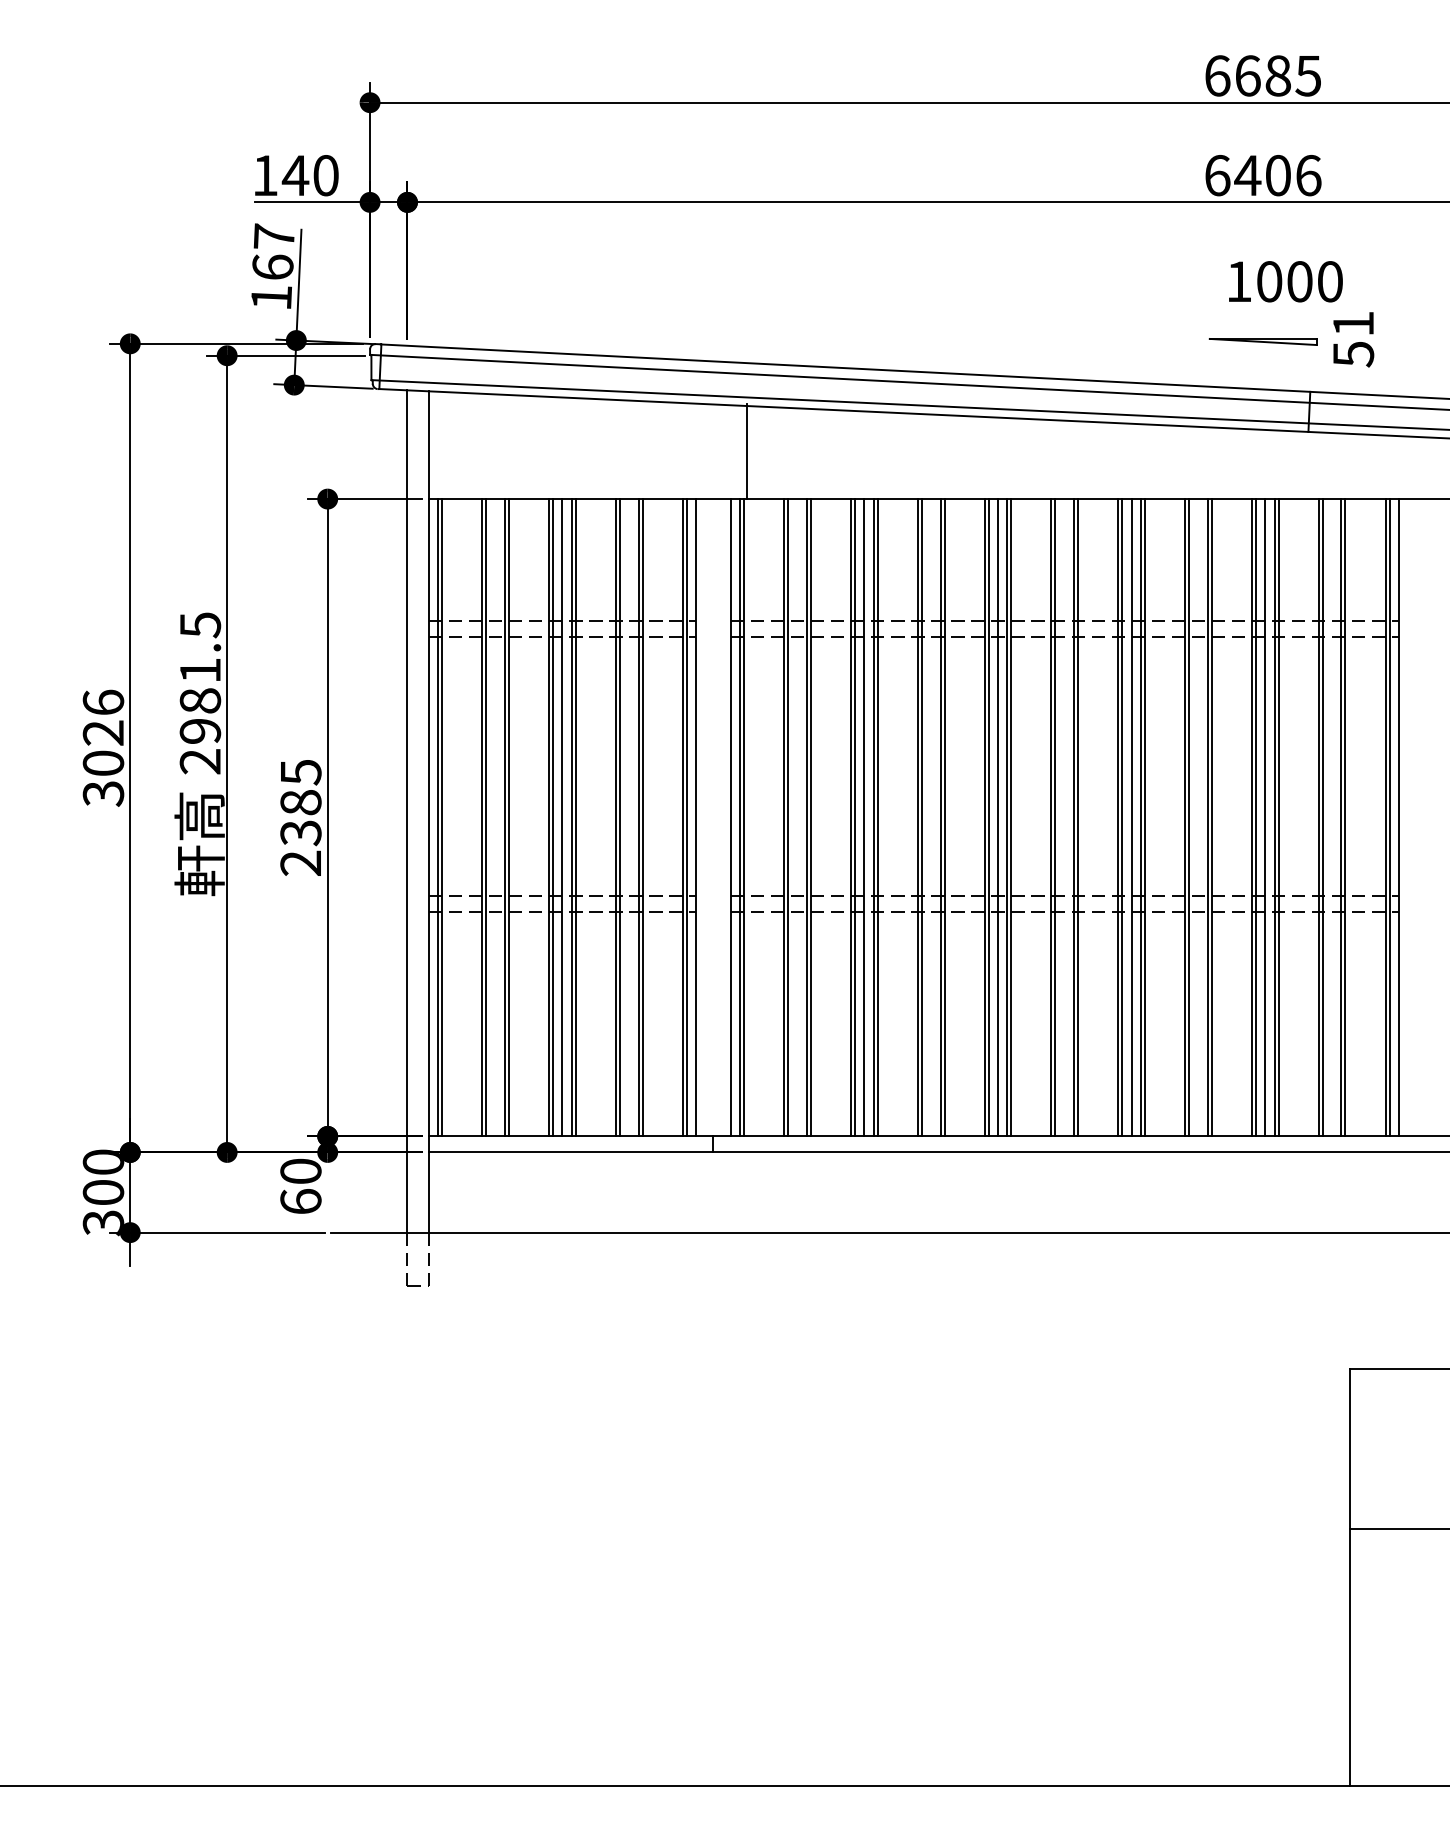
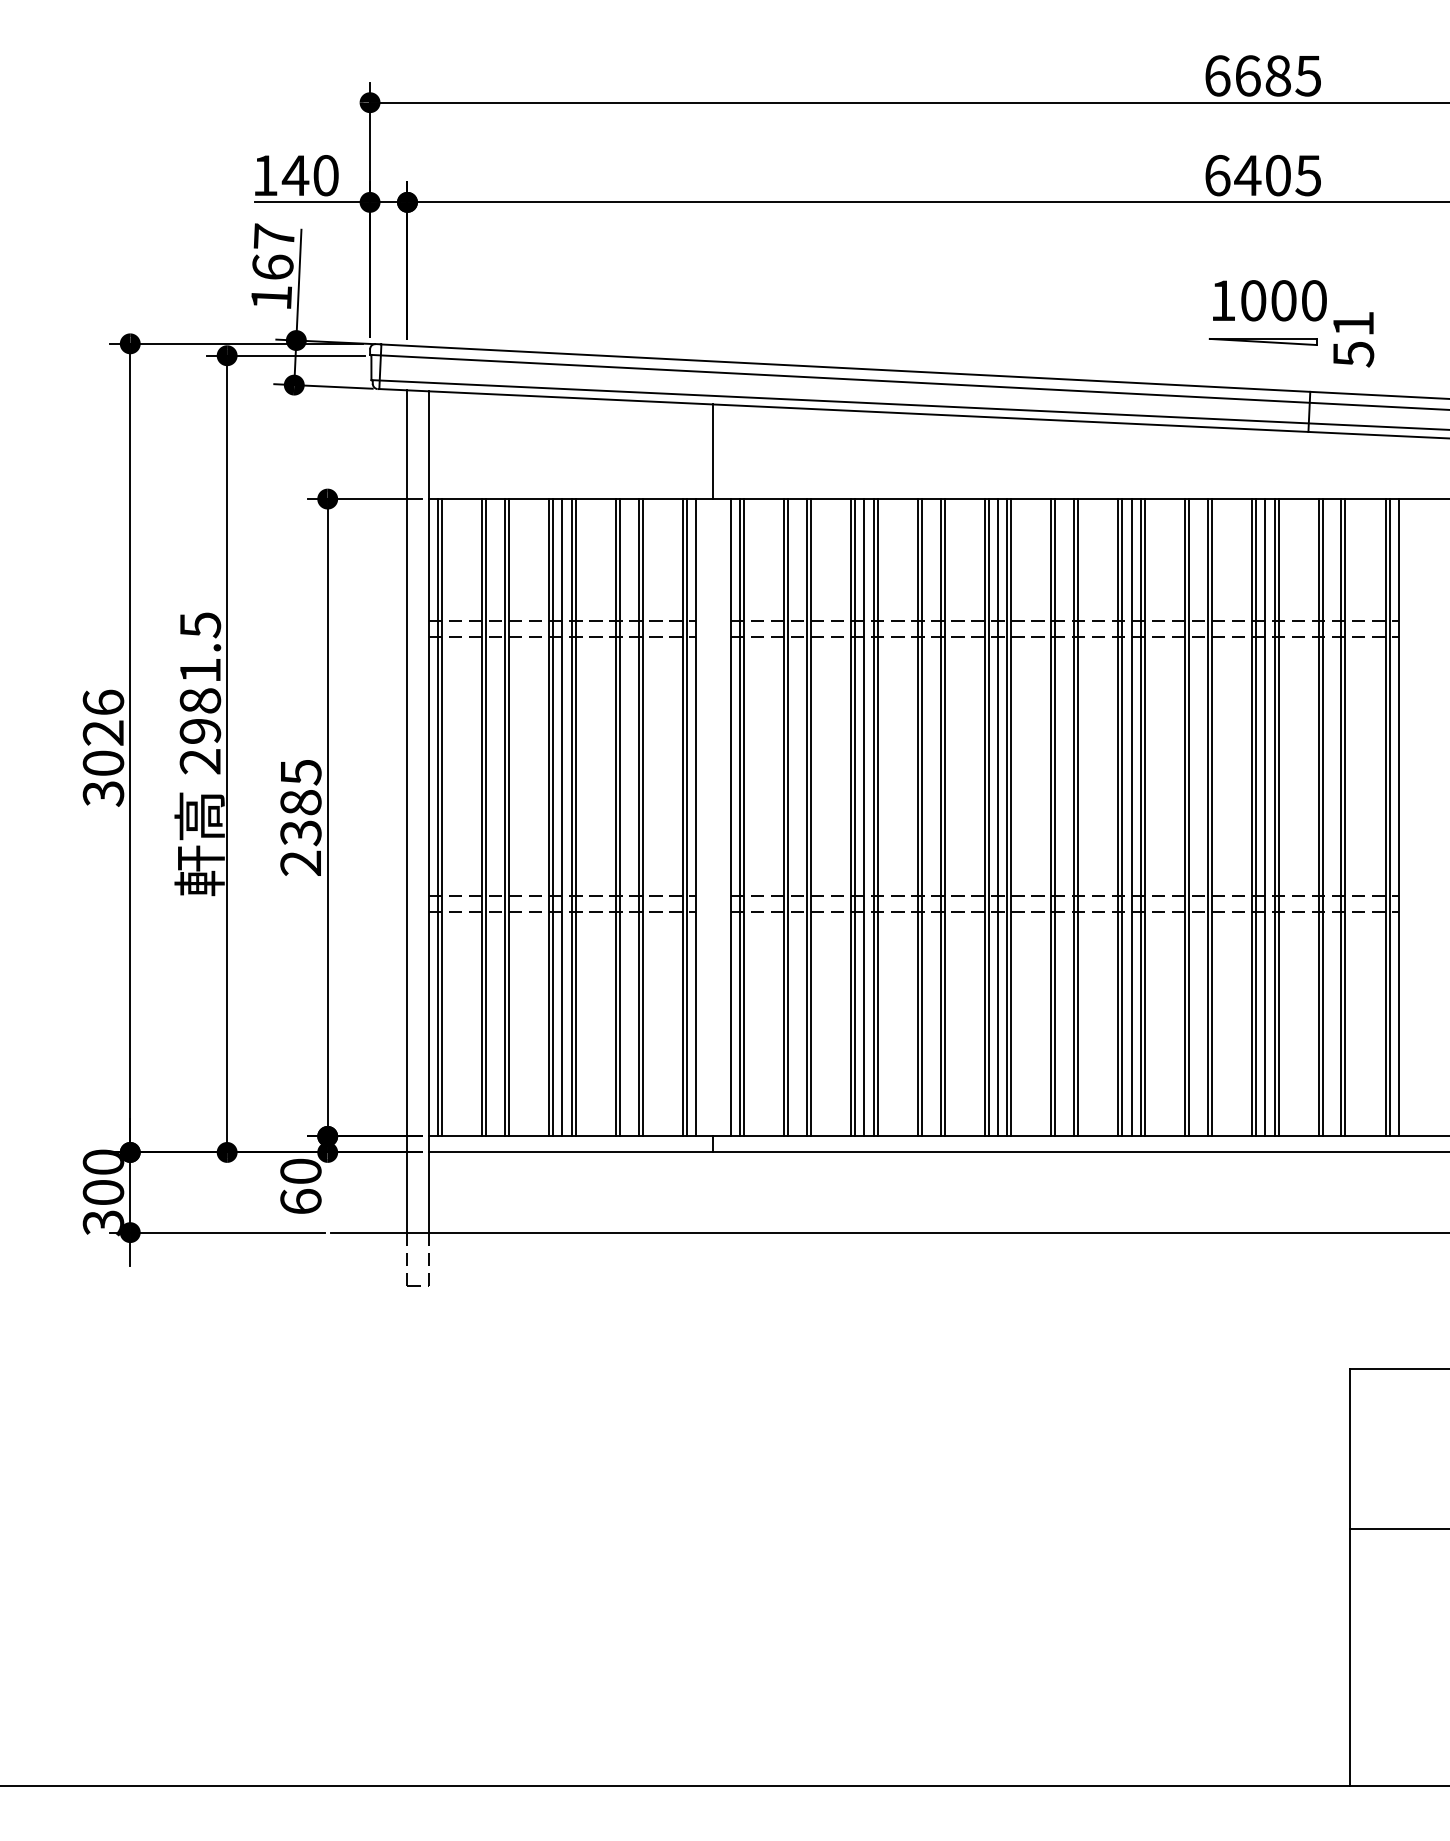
text: 6406 -> 6405 (1308, 175)
text position: (1285, 281) -> (1269, 300) (1269, 300)
line position: (747, 451) -> (713, 451) (713, 451)
